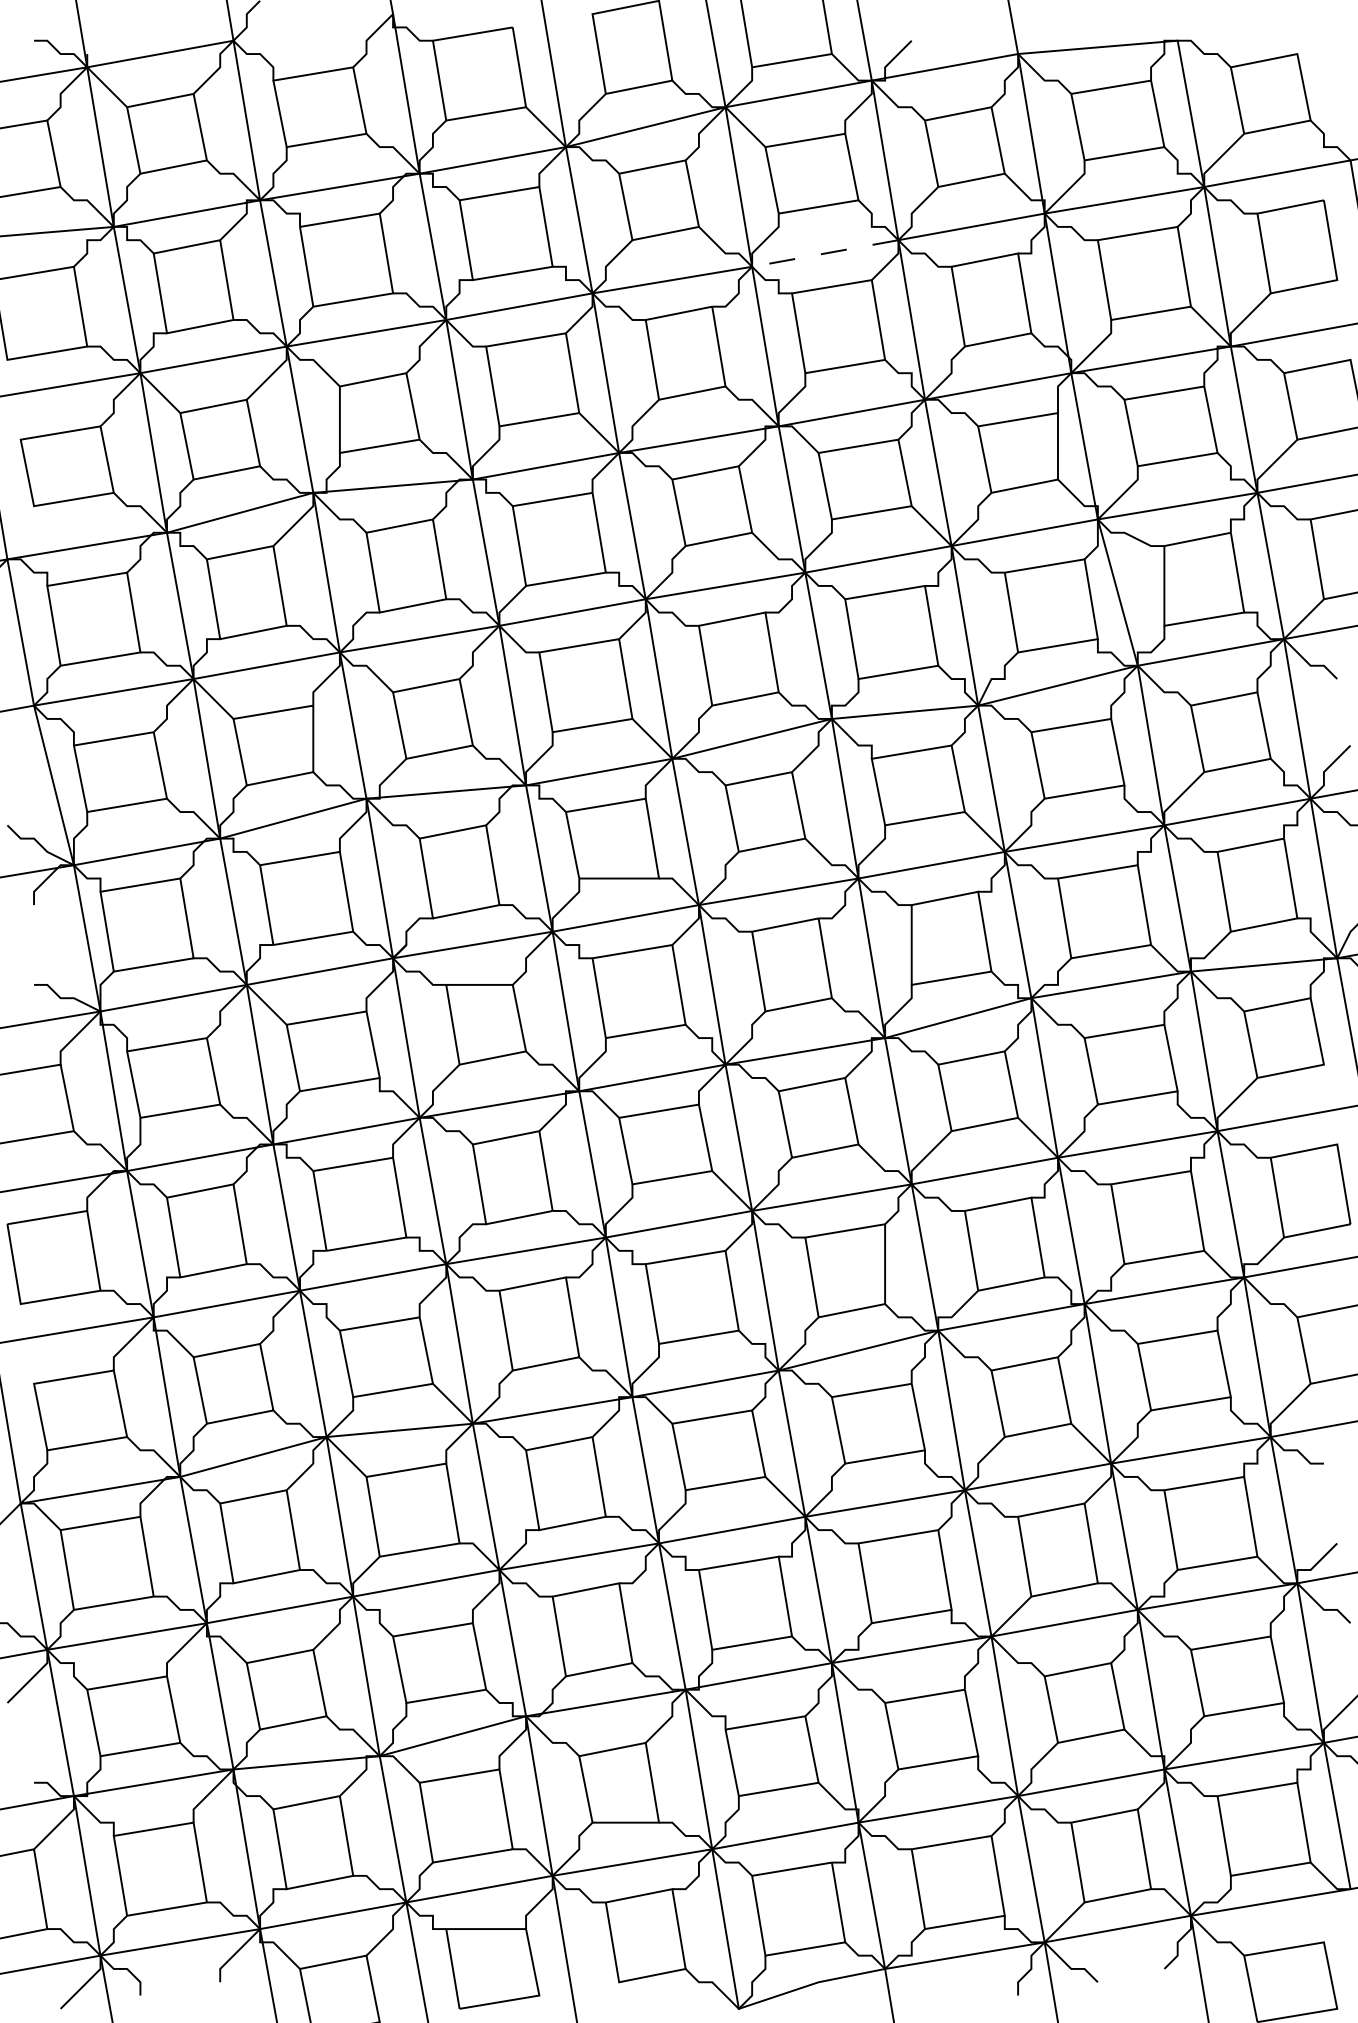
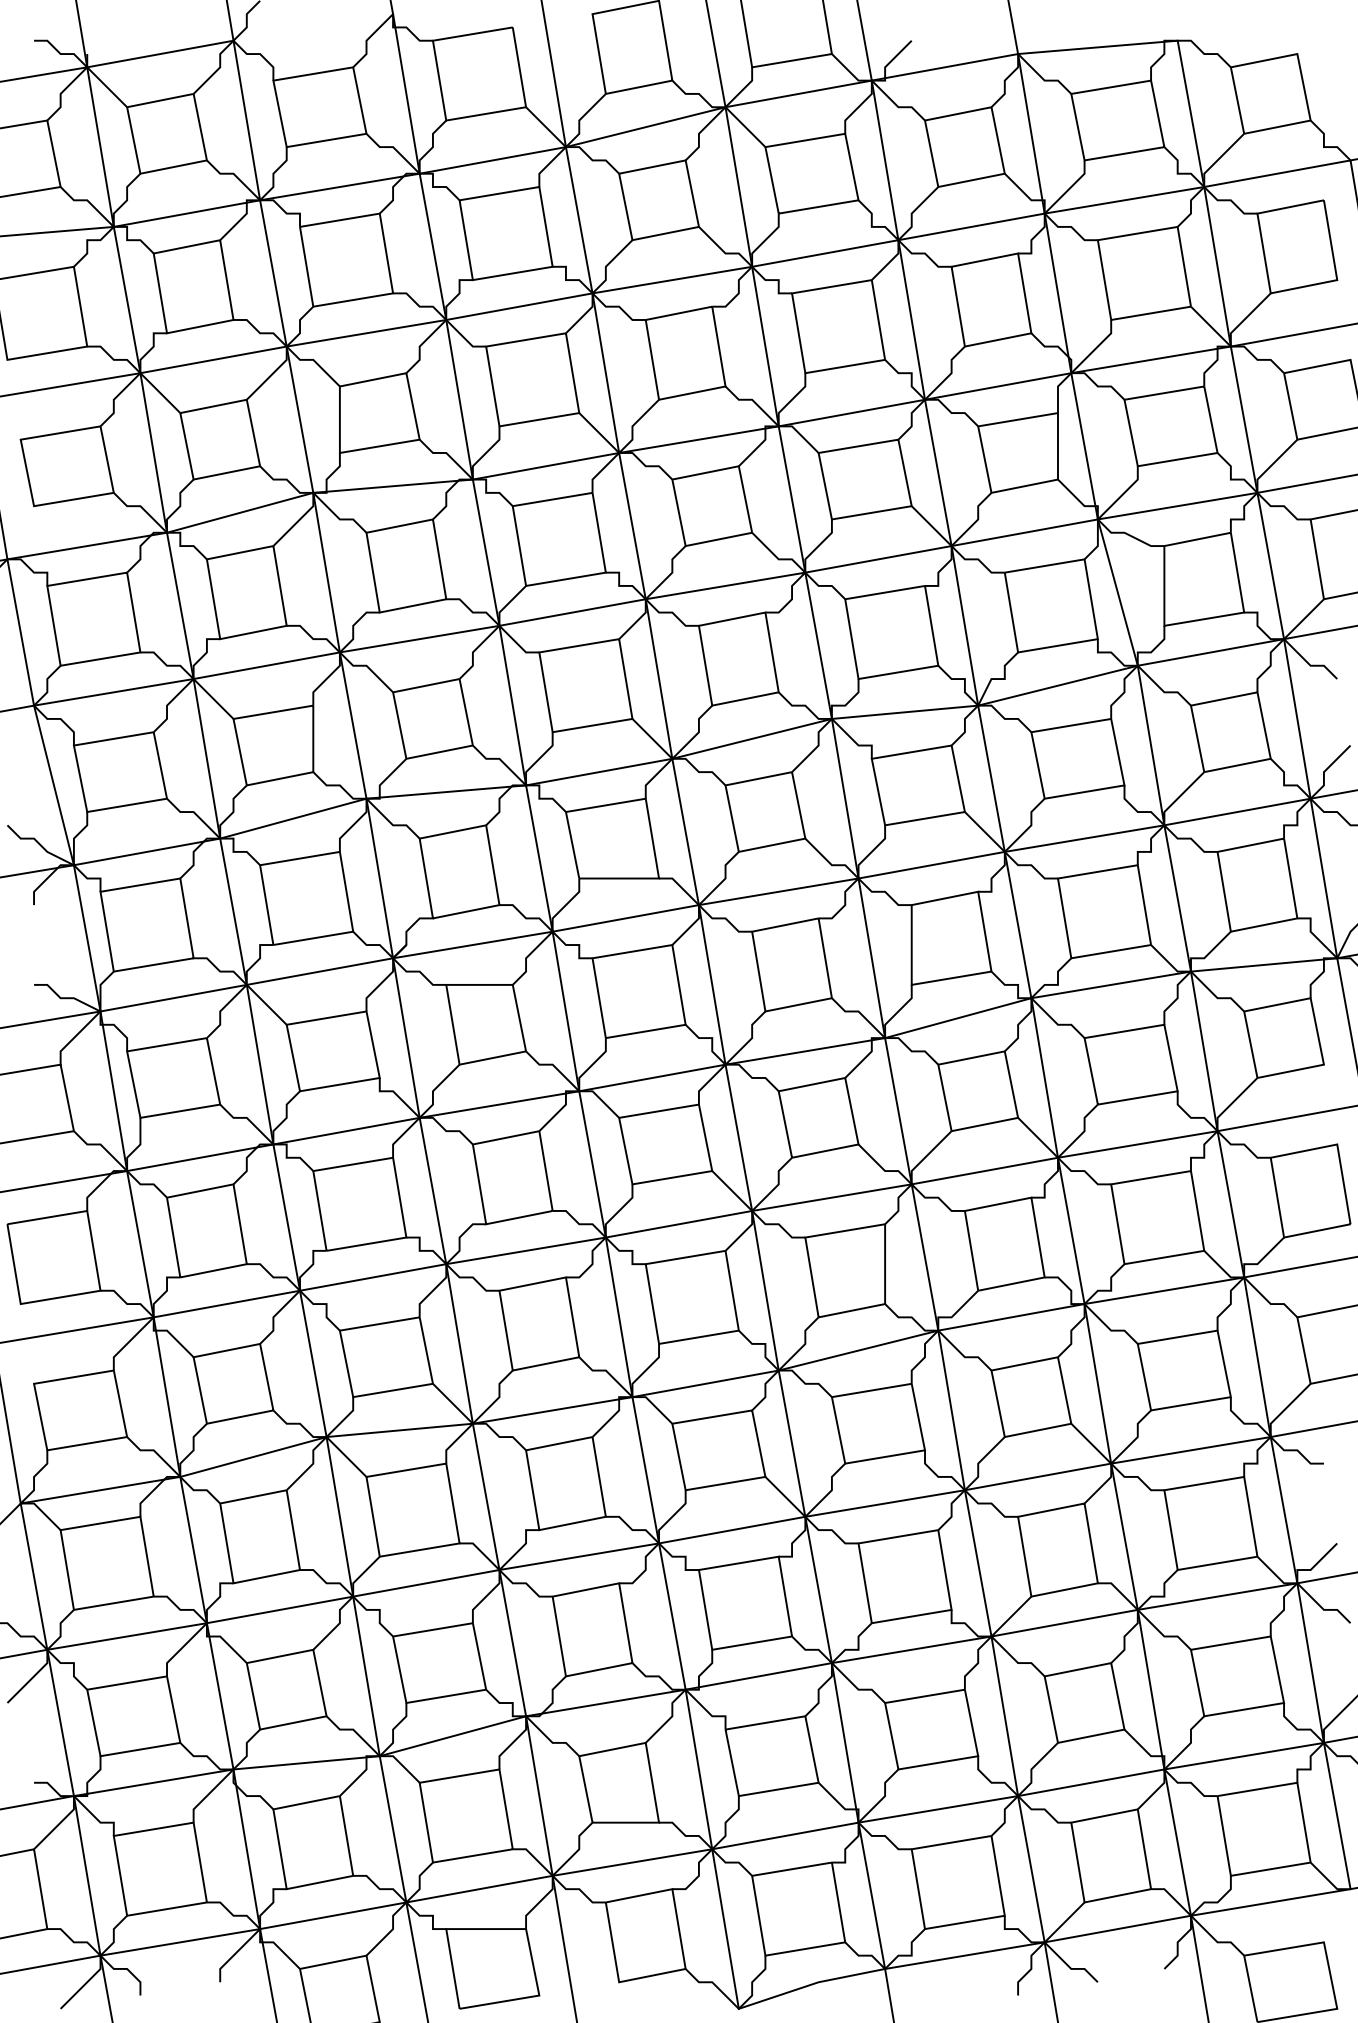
line: dashed -> solid (824, 253)
